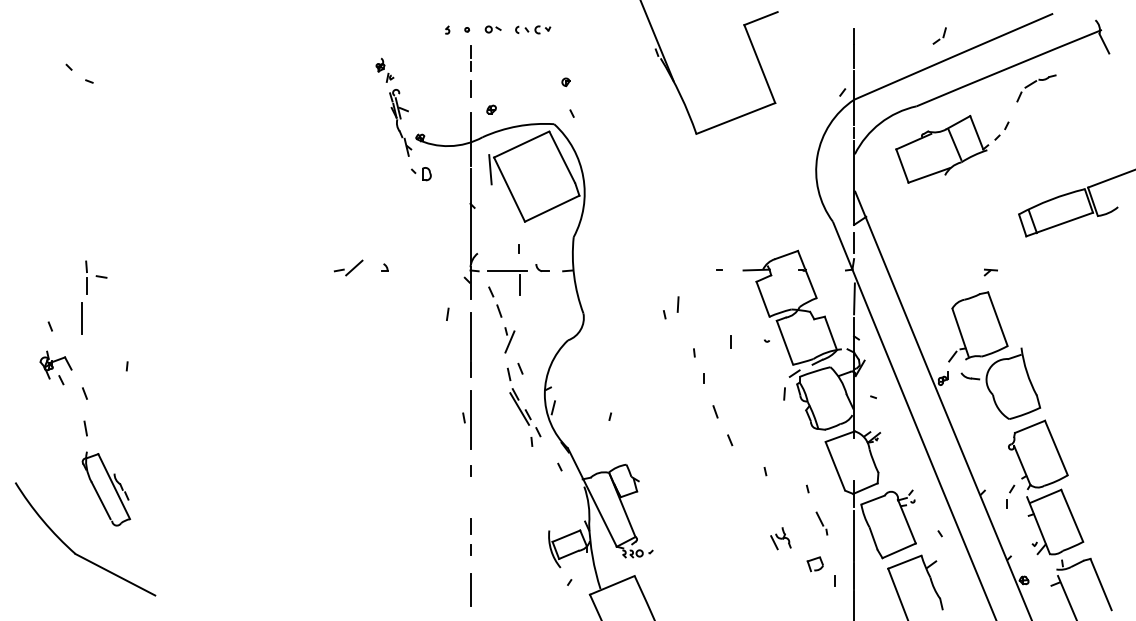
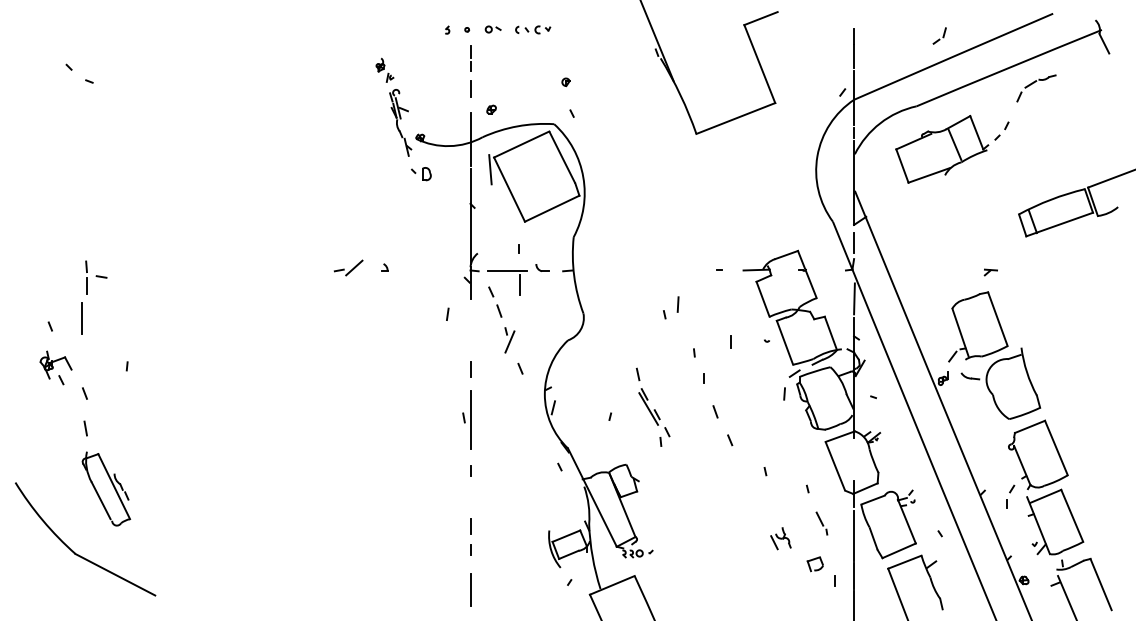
line: present -> none (470, 335)
part position: (523, 406) -> (652, 406) (652, 406)
